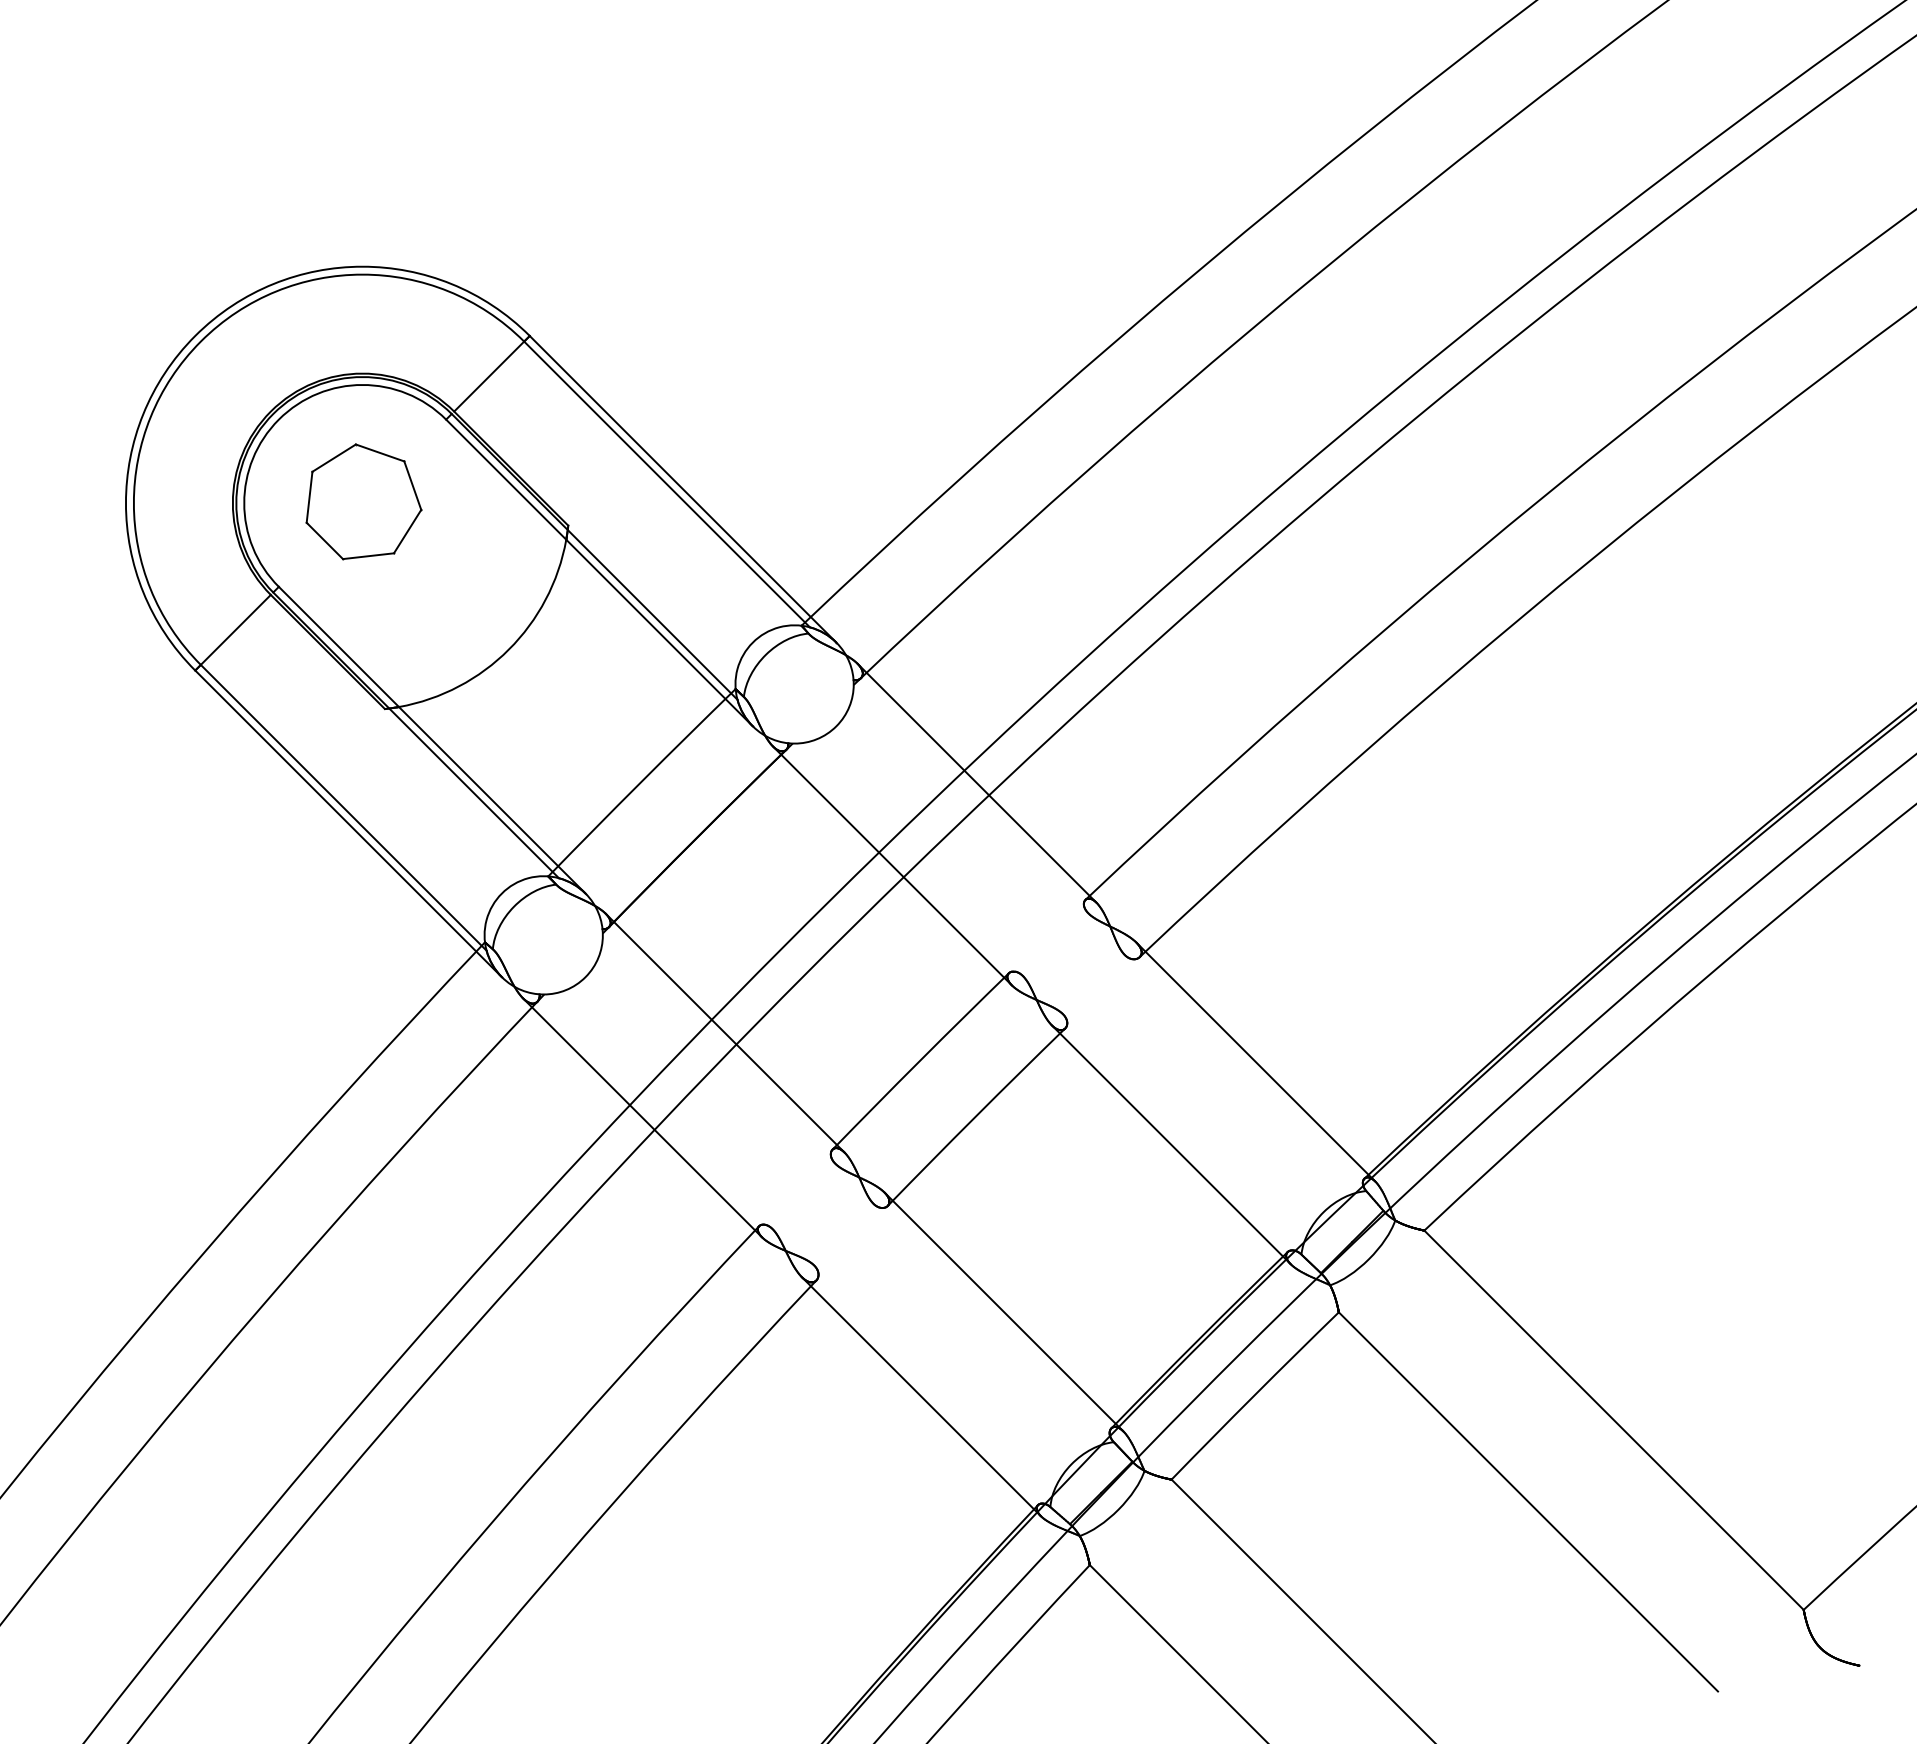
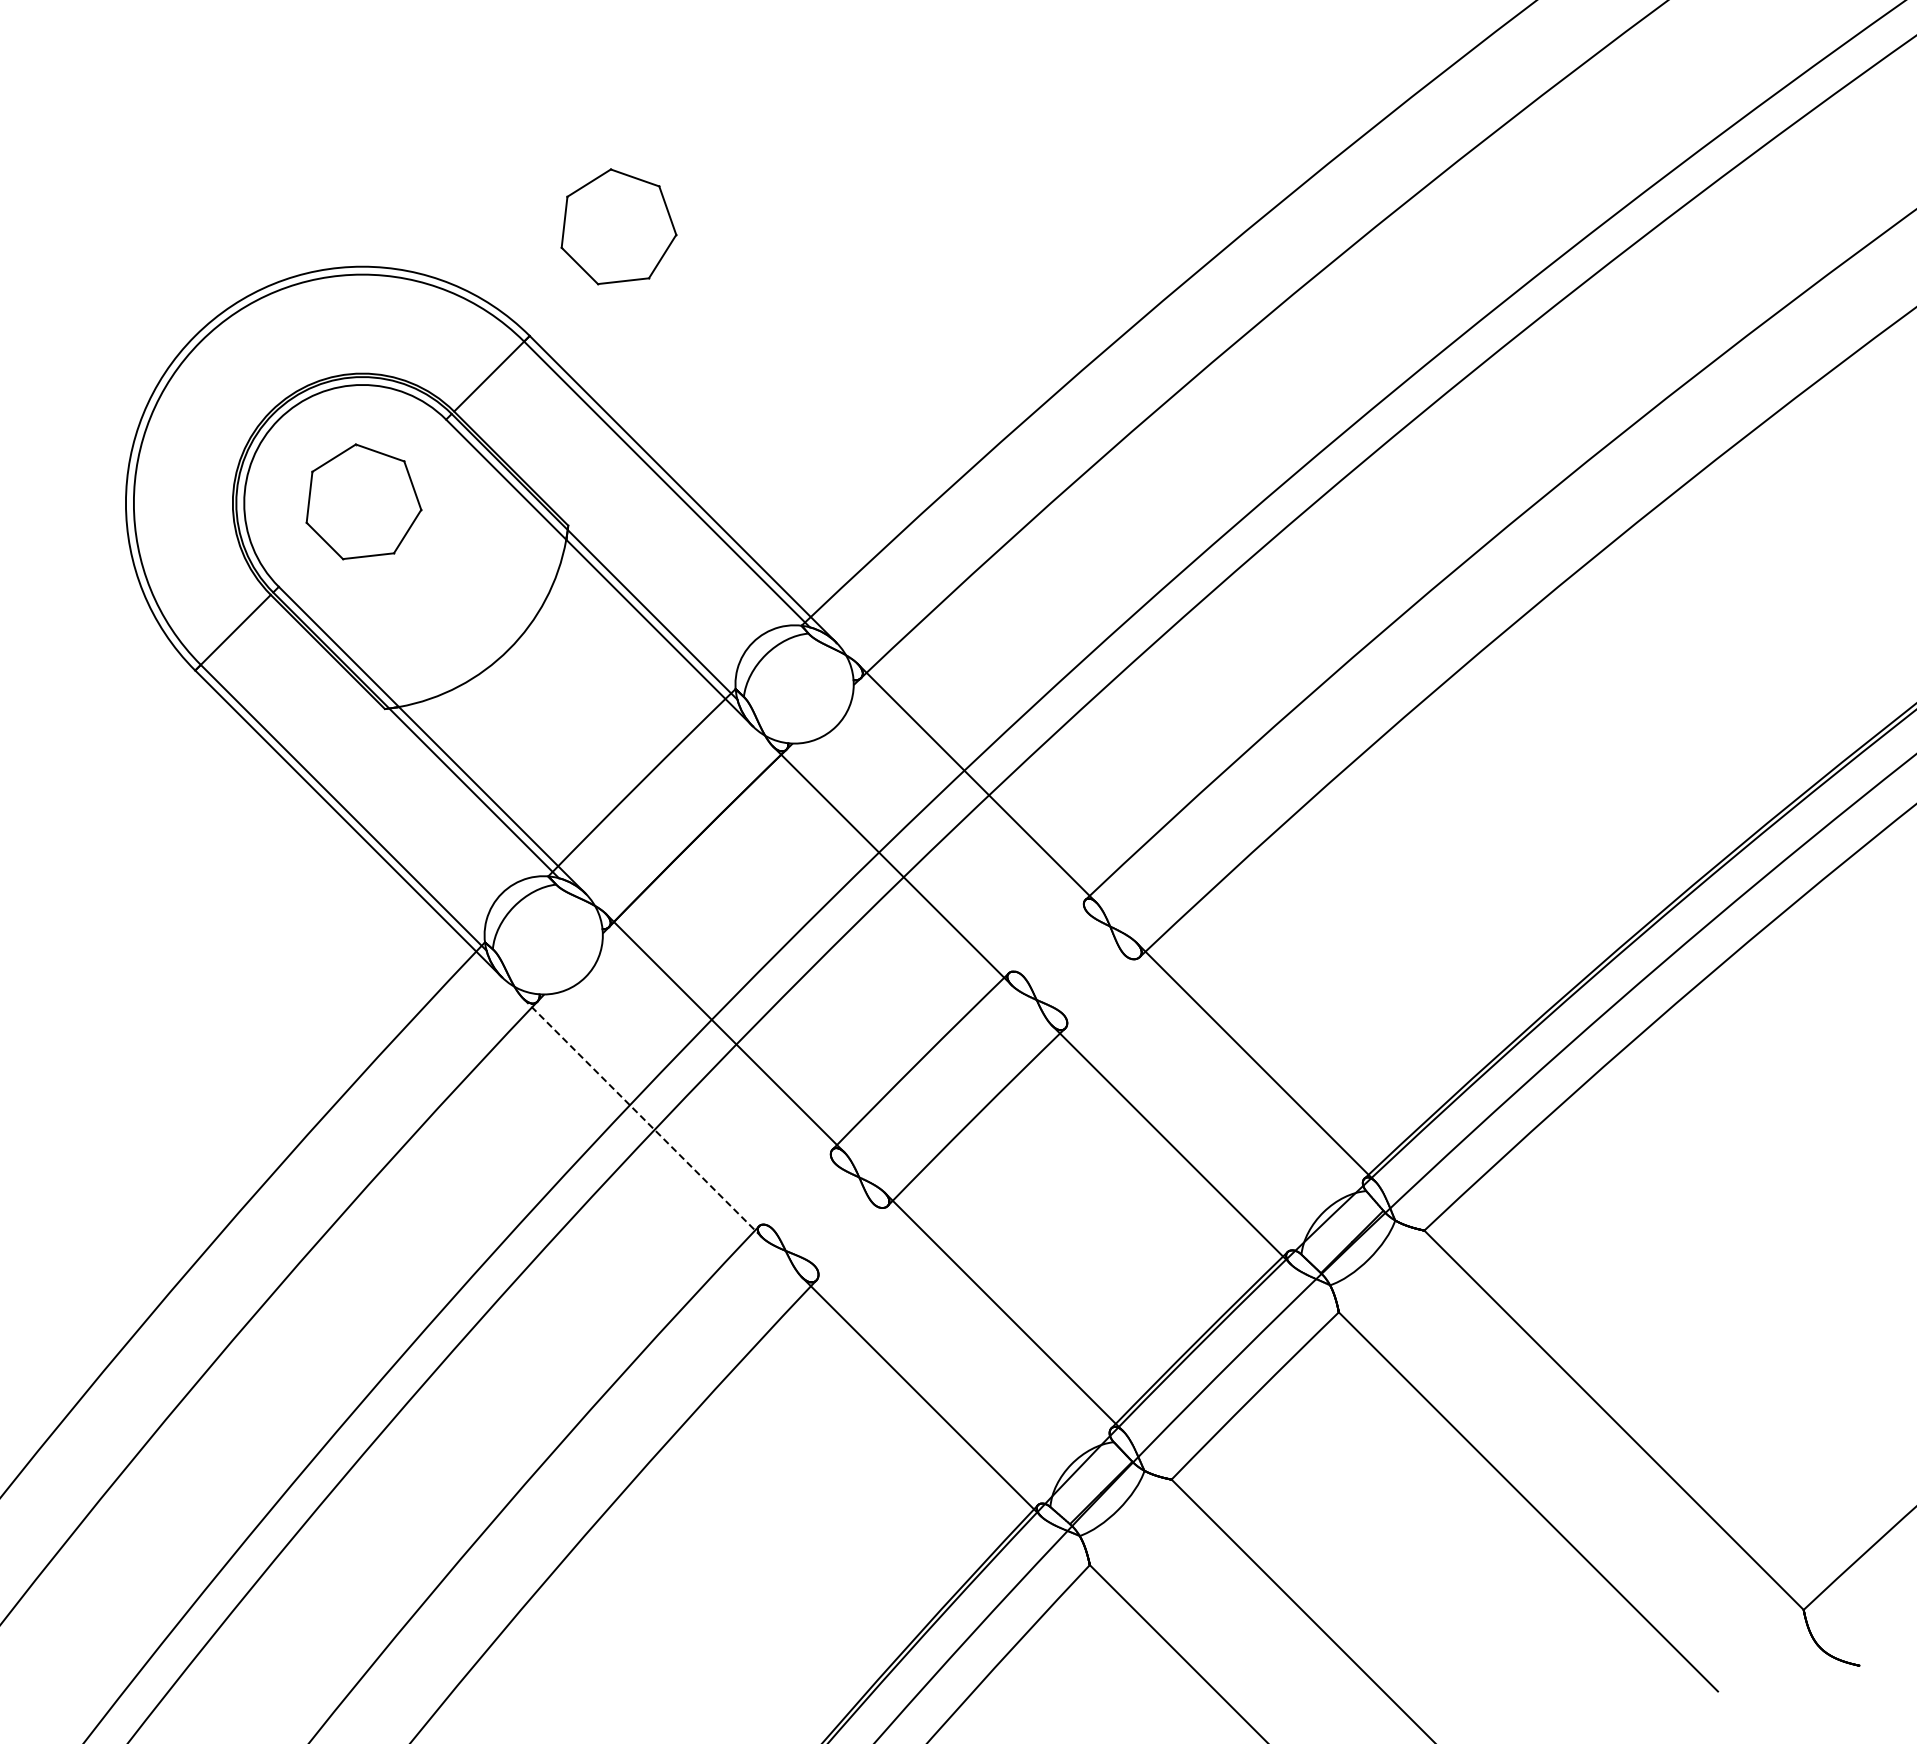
part: none -> present (618, 226)
line: solid -> dashed (642, 1117)
